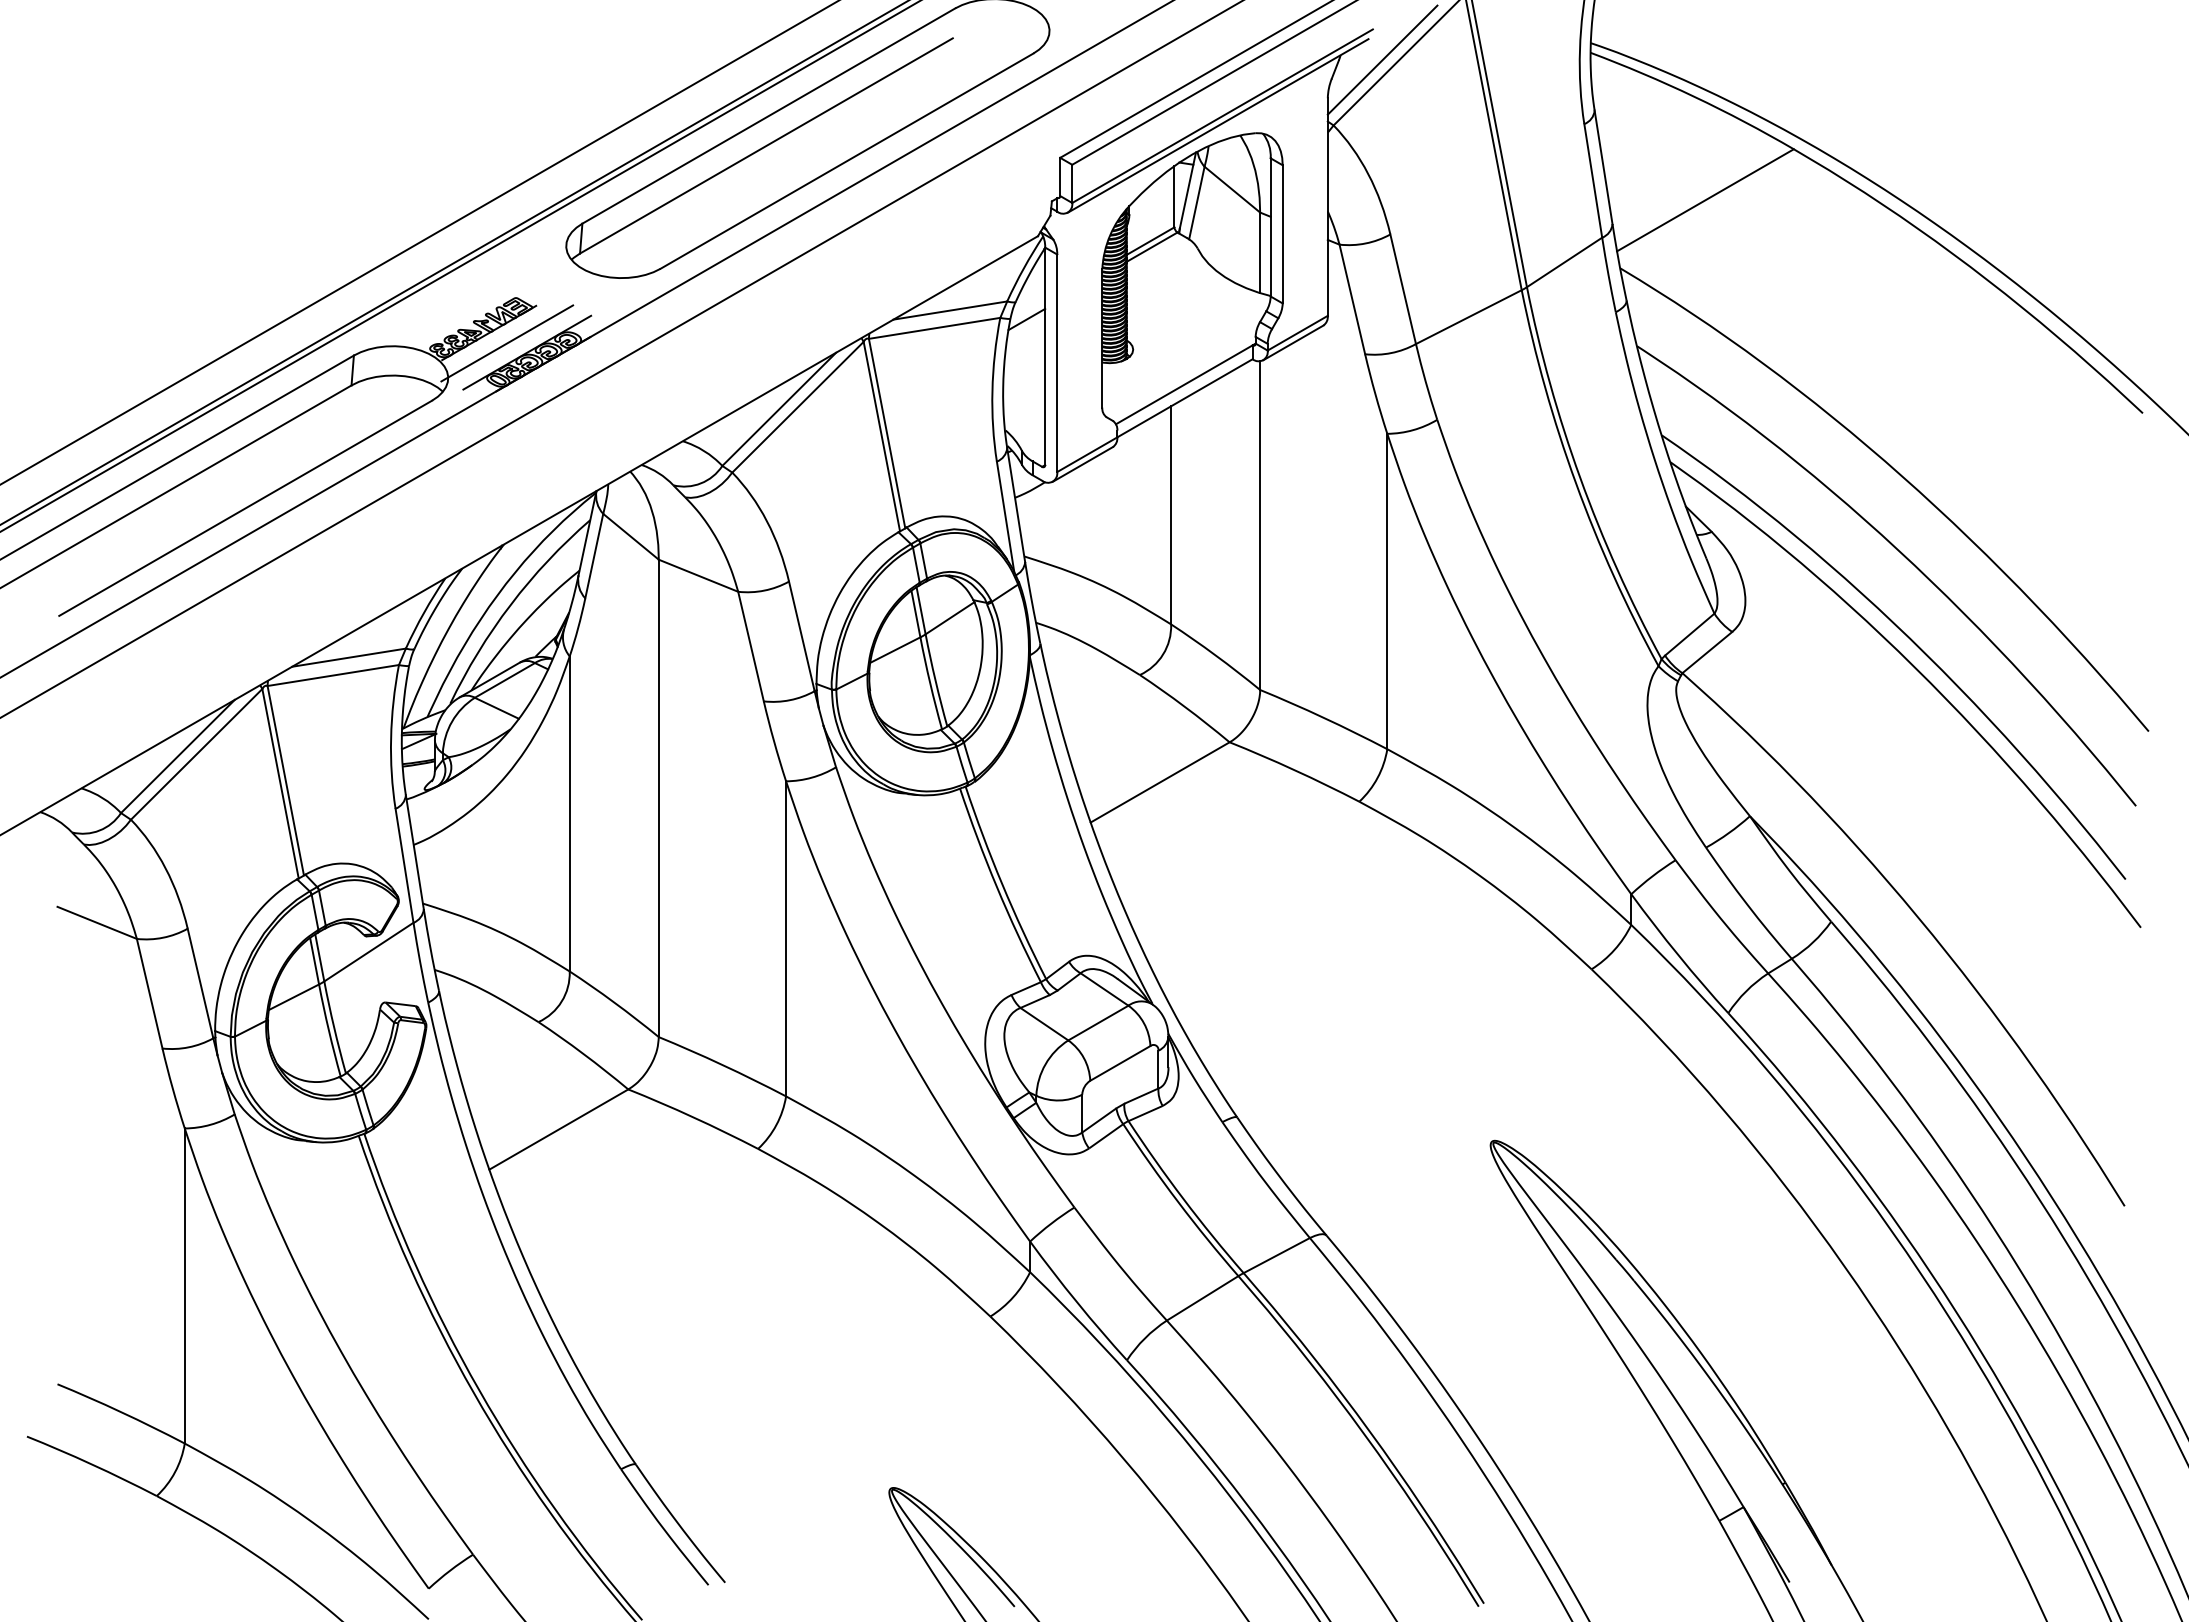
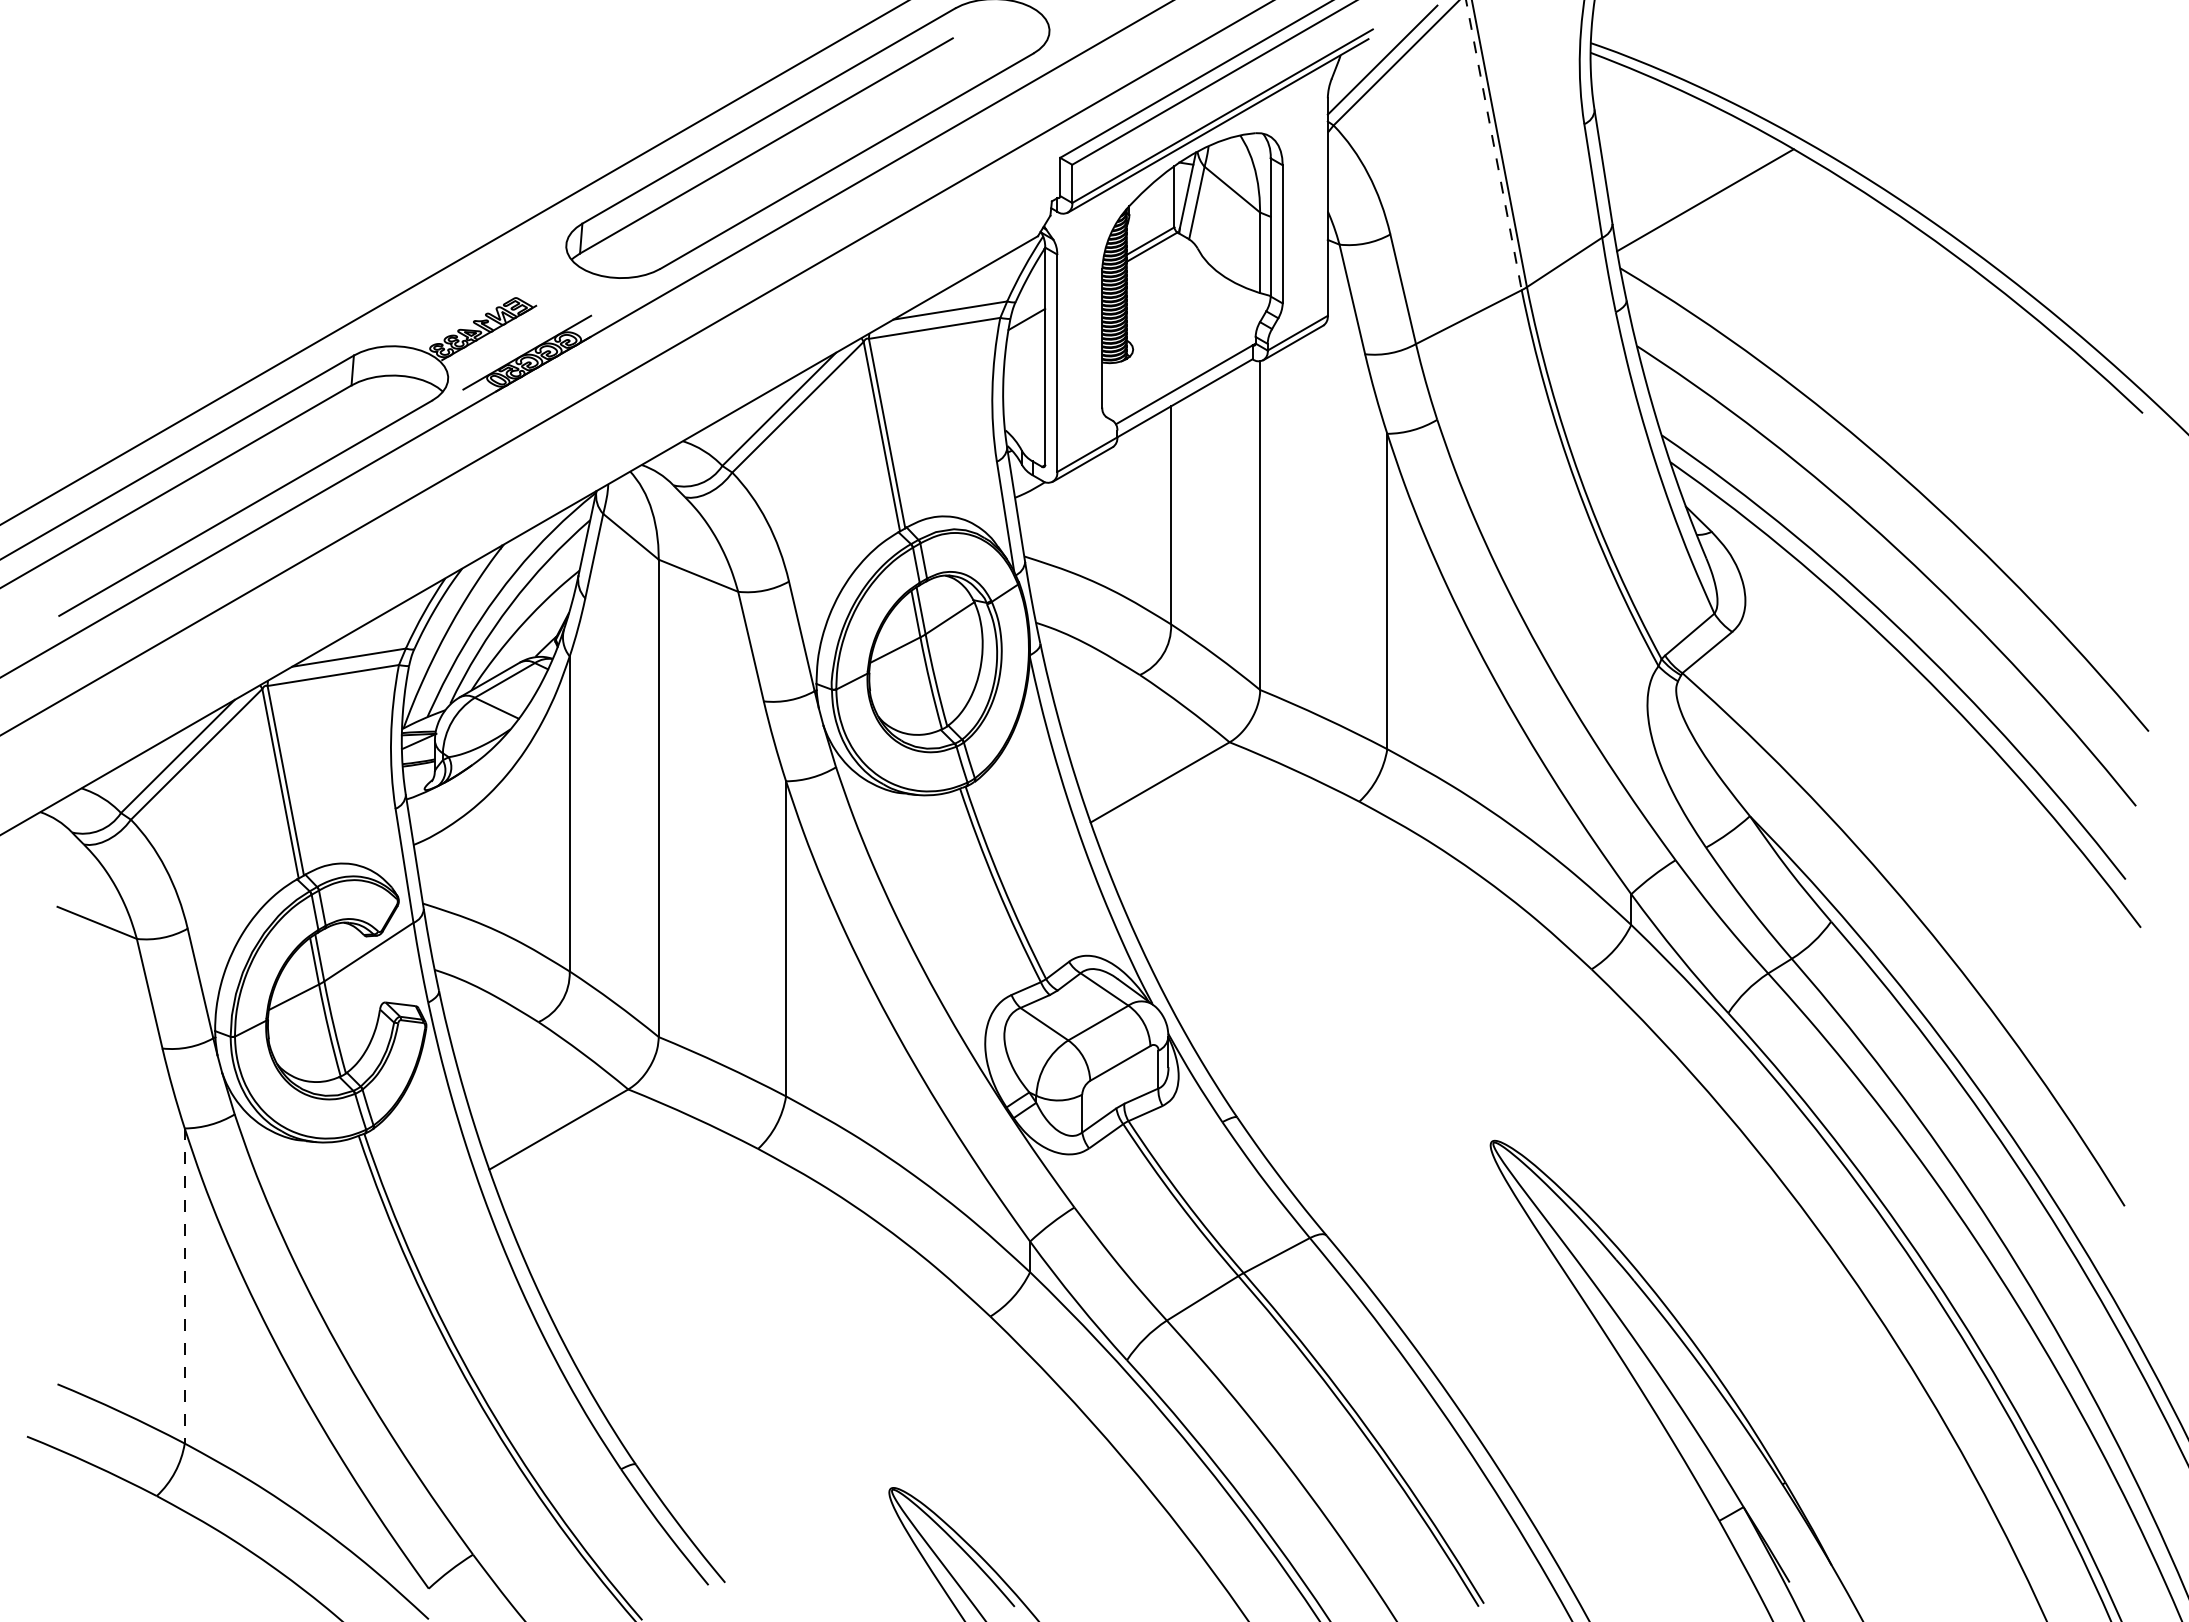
line: solid -> dashed (1494, 145)
line: present -> none (418, 242)
line: present -> none (459, 266)
line: present -> none (506, 342)
line position: (620, 359) -> (636, 368) (636, 368)
line: solid -> dashed (184, 1286)
